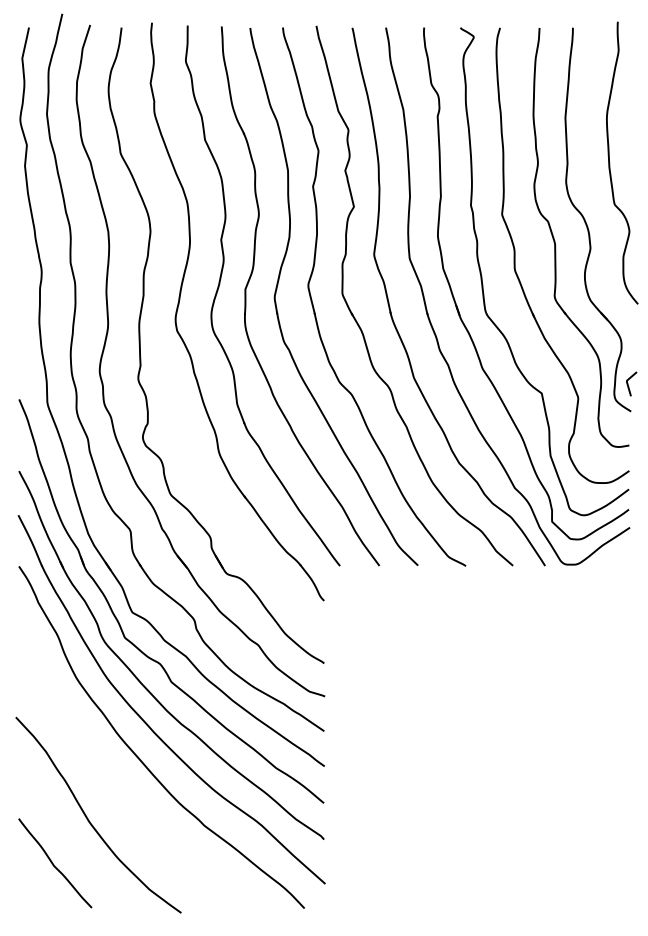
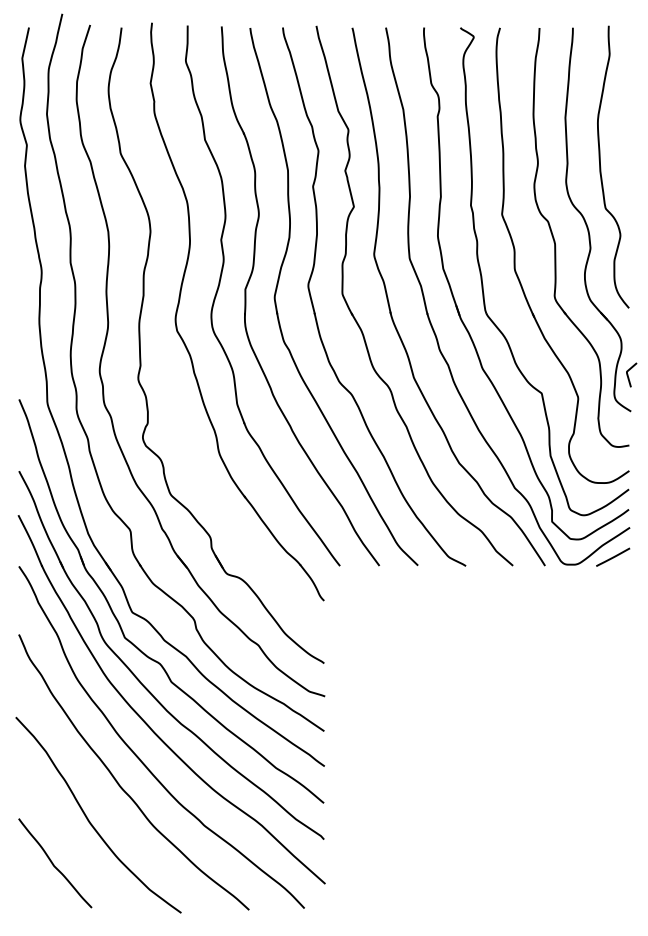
curve position: (610, 163) -> (601, 167) (601, 167)
curve position: (628, 383) -> (628, 374) (628, 374)
line: none -> present (613, 556)
curve: none -> present (119, 783)
